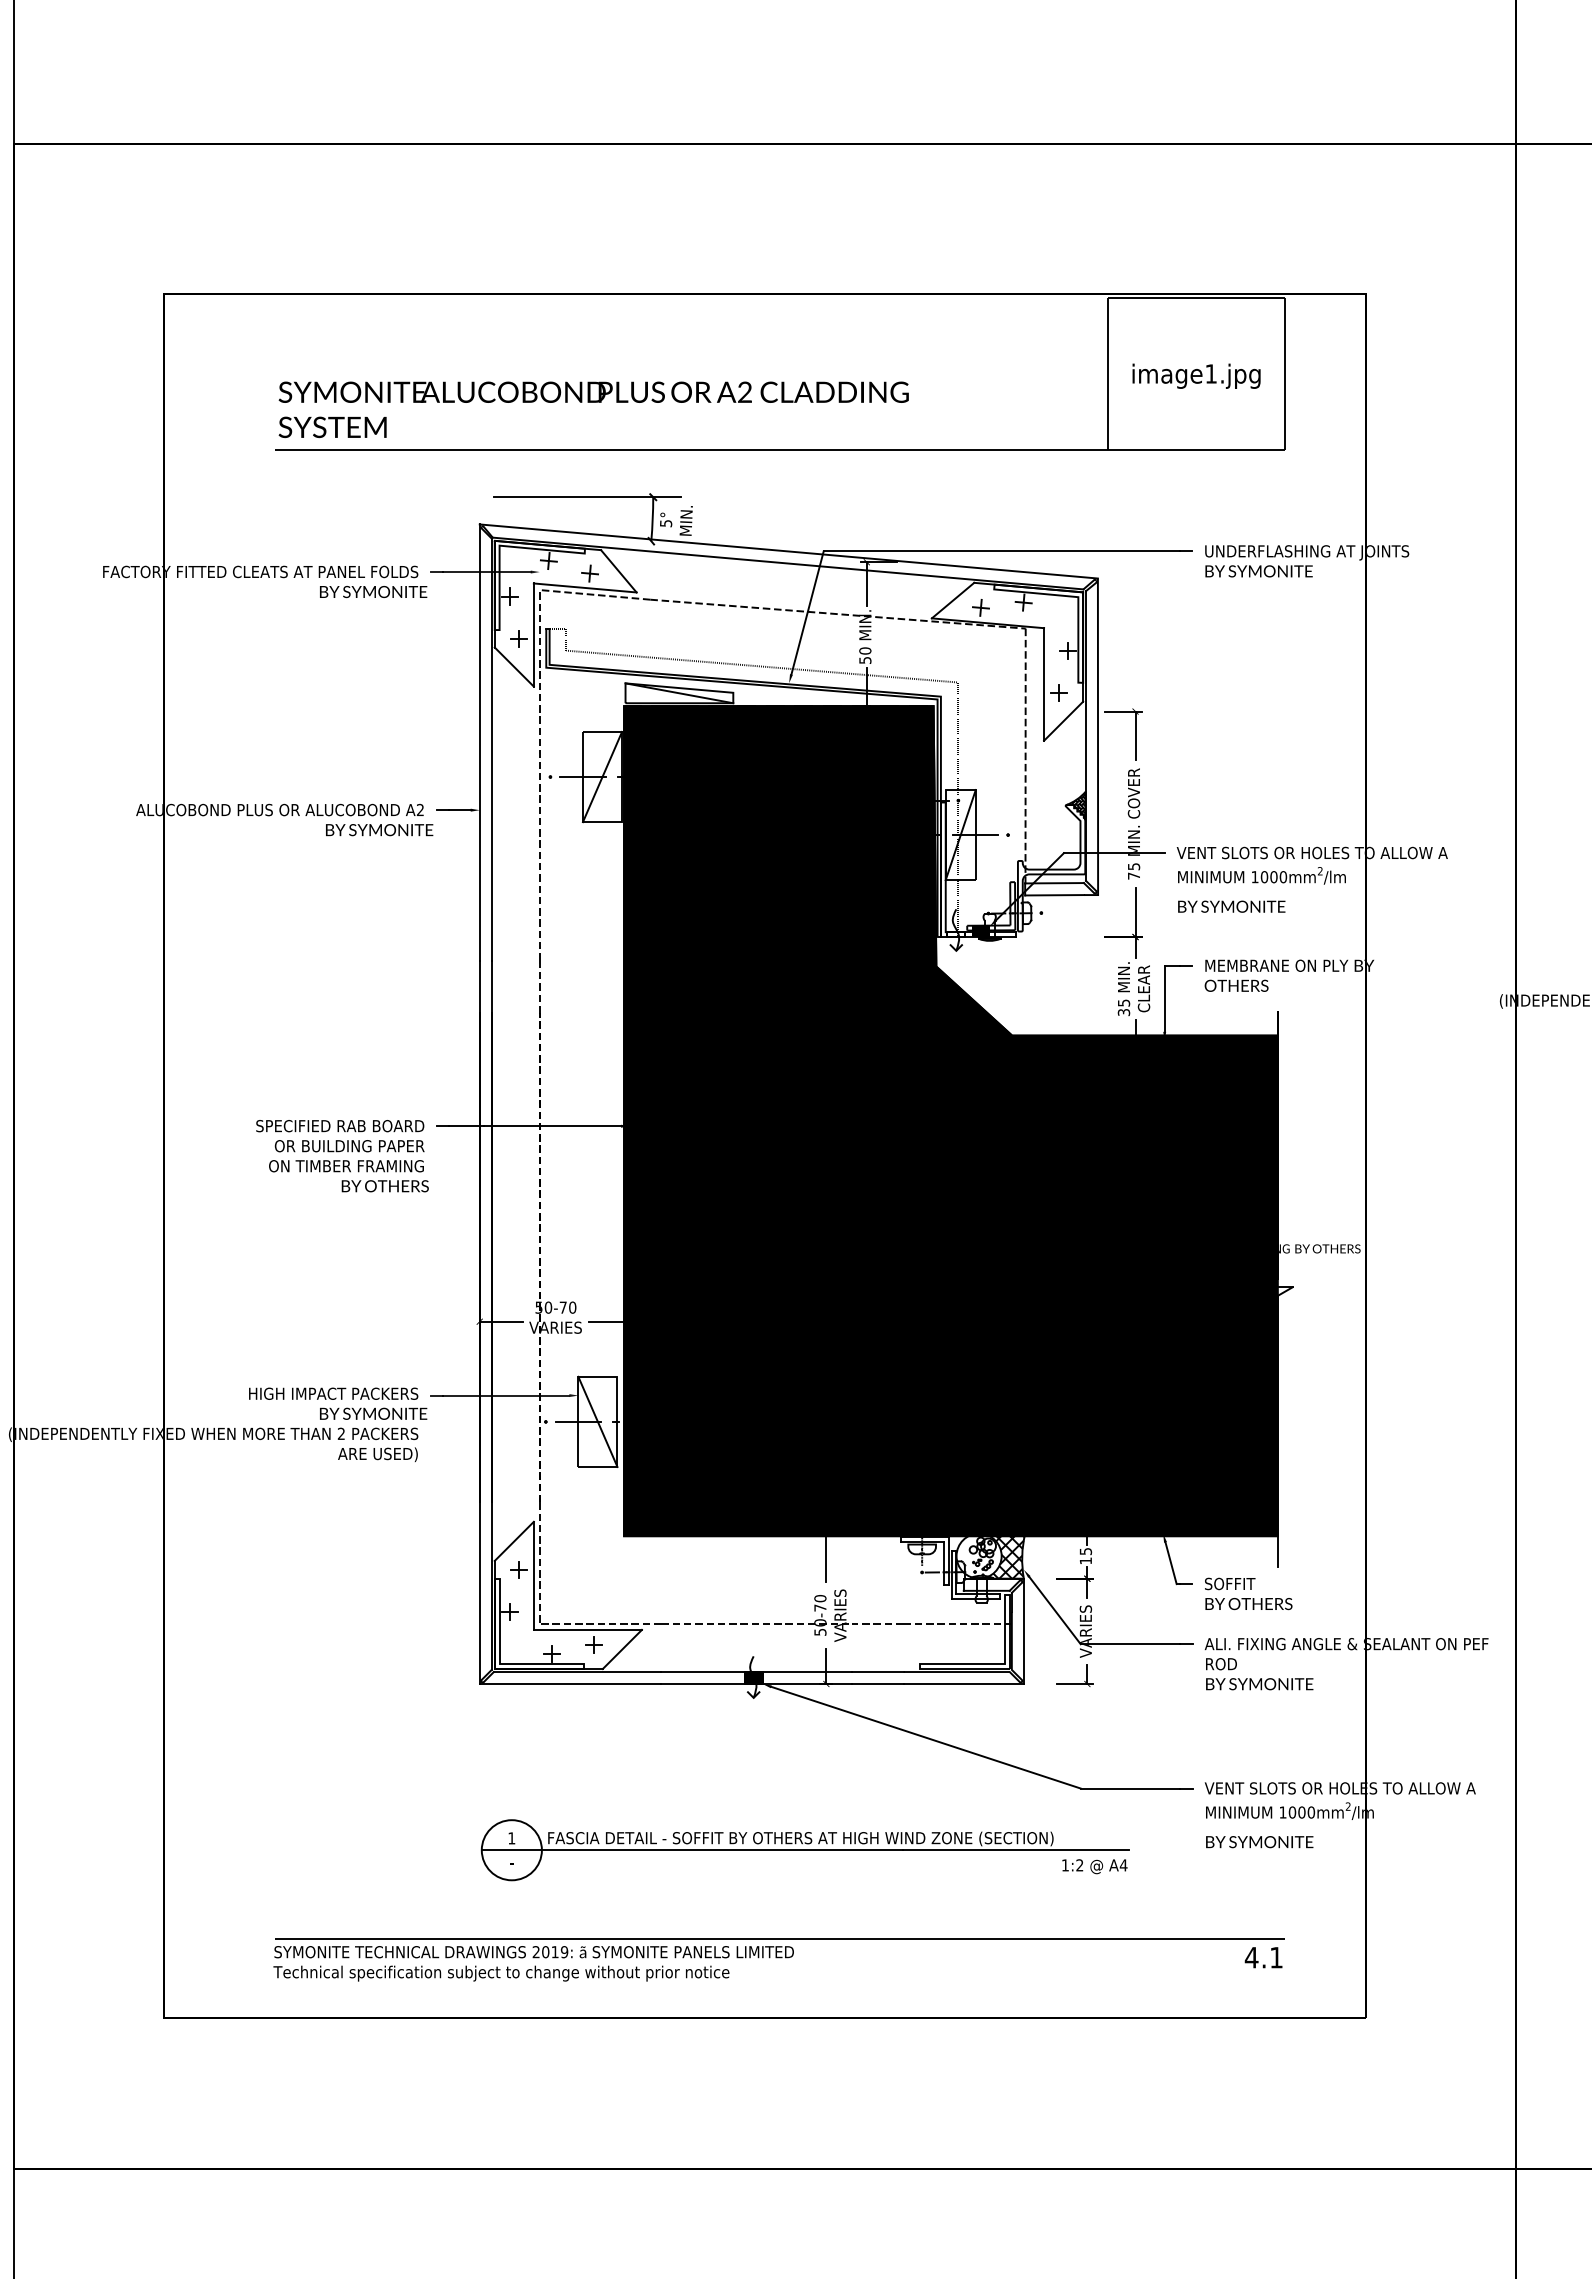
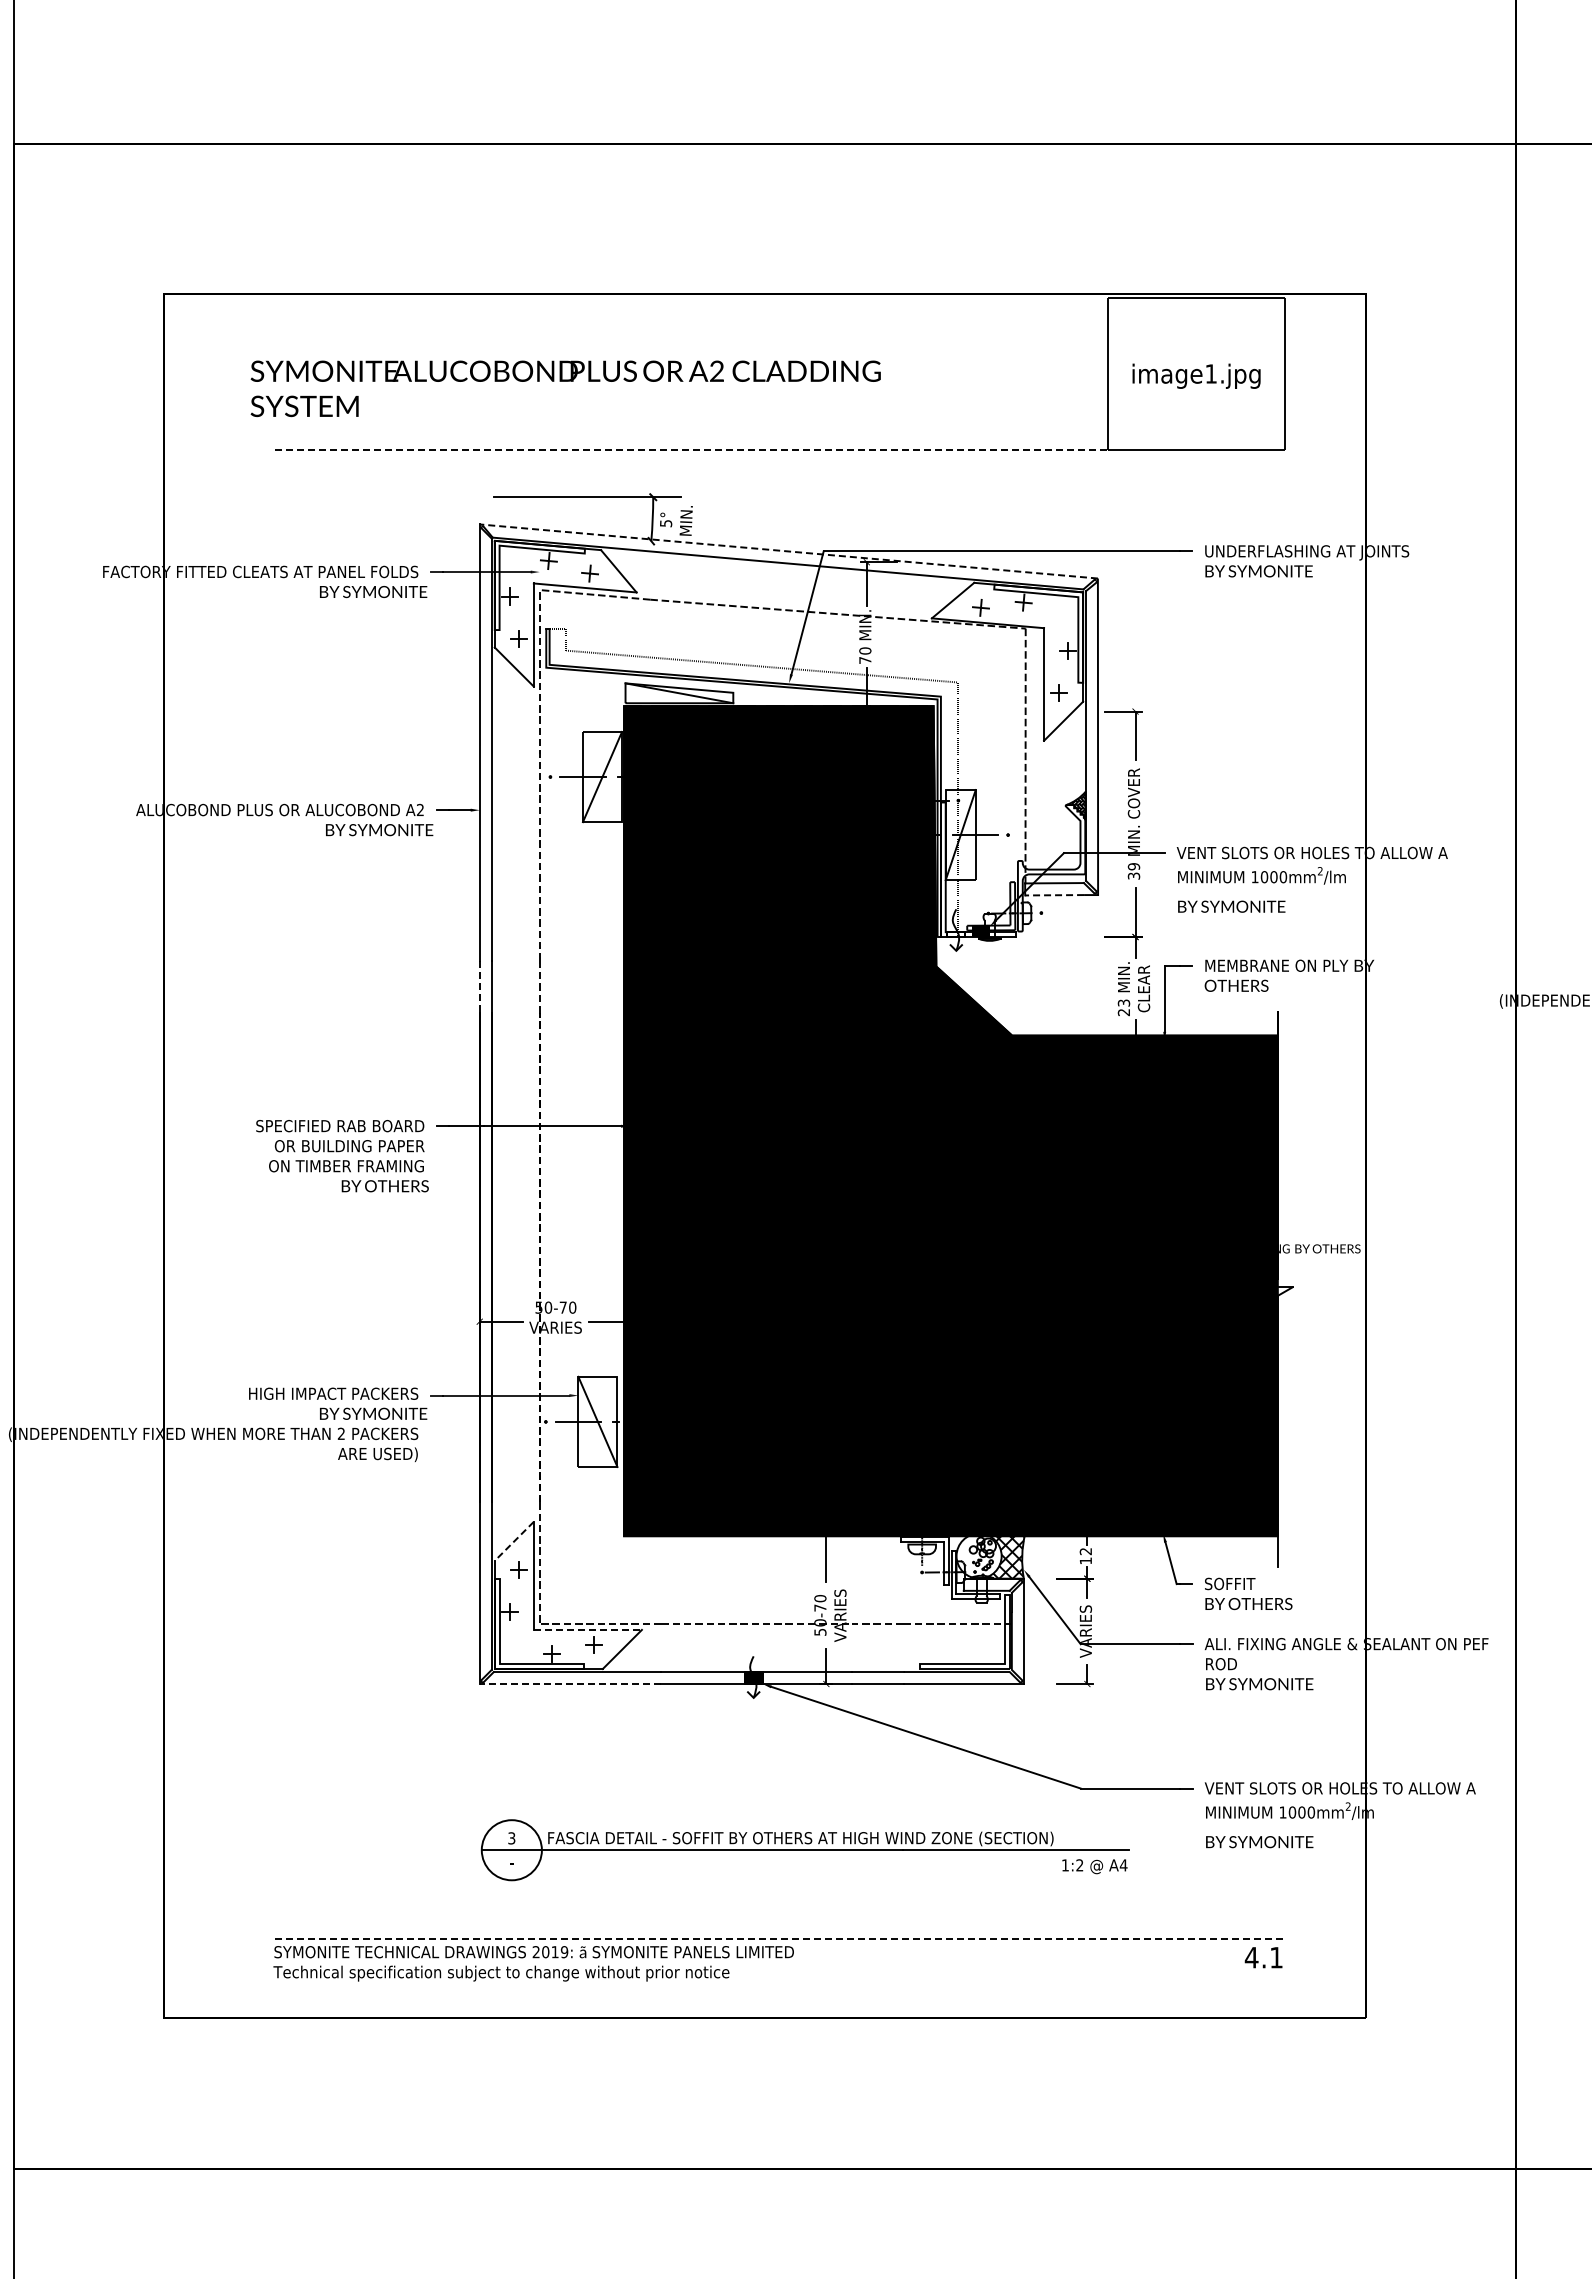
text position: (593, 409) -> (565, 388) (565, 388)
line: solid -> dashed (691, 450)
line: solid -> dashed (788, 551)
text: 50 -> 70 (865, 660)
text: 75 -> 39 (1133, 871)
line: solid -> dashed (1054, 895)
line: solid -> dashed (479, 987)
text: 35 -> 23 (1123, 1007)
line: solid -> dashed (514, 1541)
text: 15 -> 12 (1085, 1551)
line: solid -> dashed (587, 1629)
line: solid -> dashed (570, 1684)
text: 1 -> 3 (511, 1838)
line: solid -> dashed (779, 1938)
